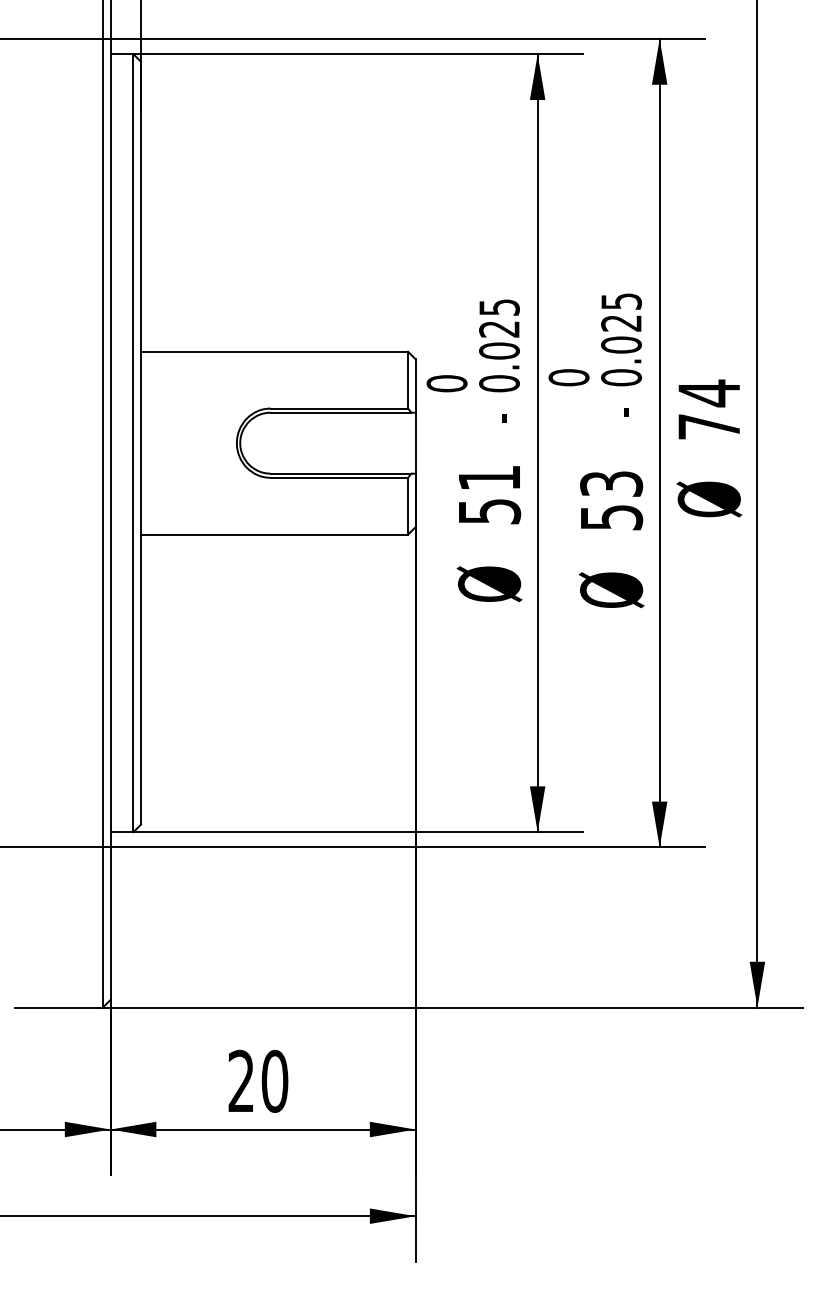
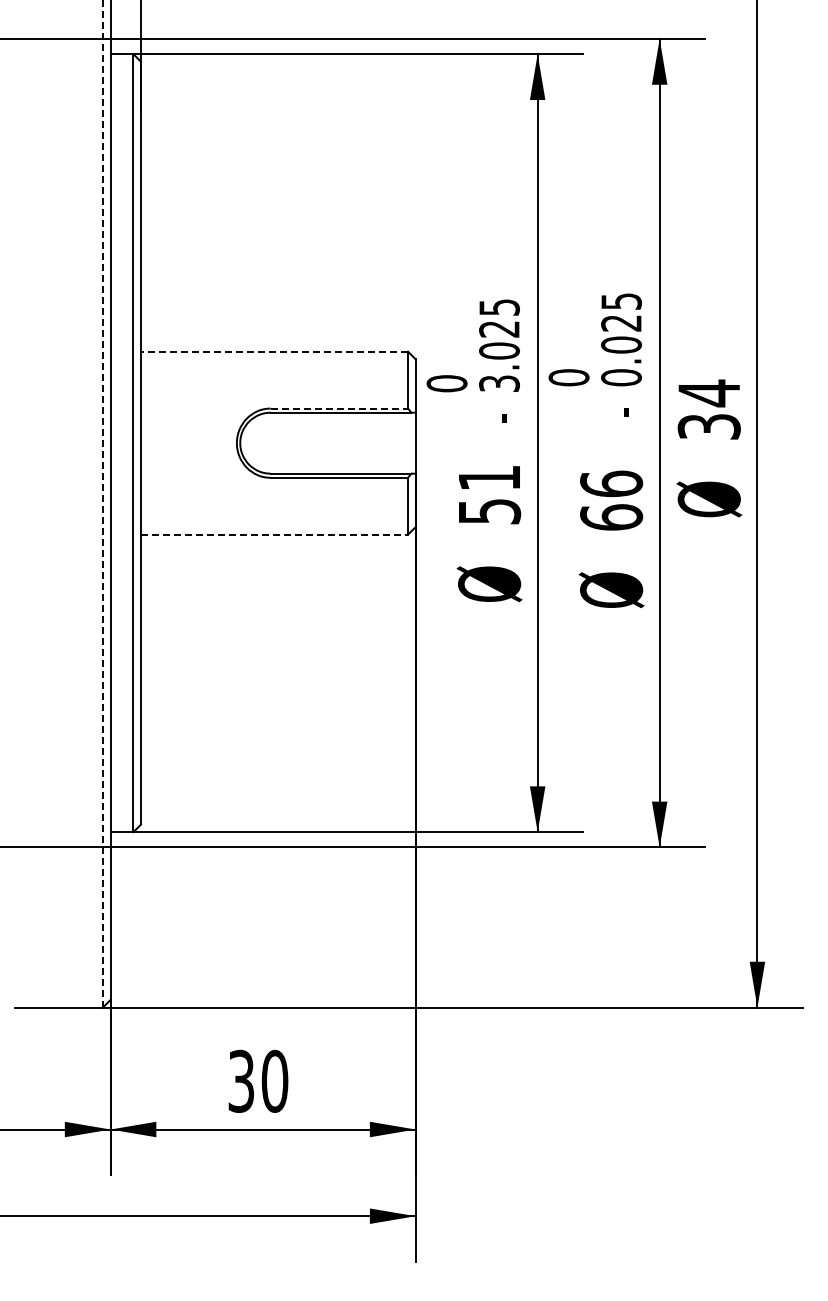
line: solid -> dashed (274, 351)
text: 0.025 -> 3.025 (499, 383)
line: solid -> dashed (339, 408)
text: 74 -> 34 (708, 426)
text: 53 -> 66 (611, 500)
line: solid -> dashed (102, 503)
line: solid -> dashed (275, 534)
text: 20 -> 30 (241, 1081)
